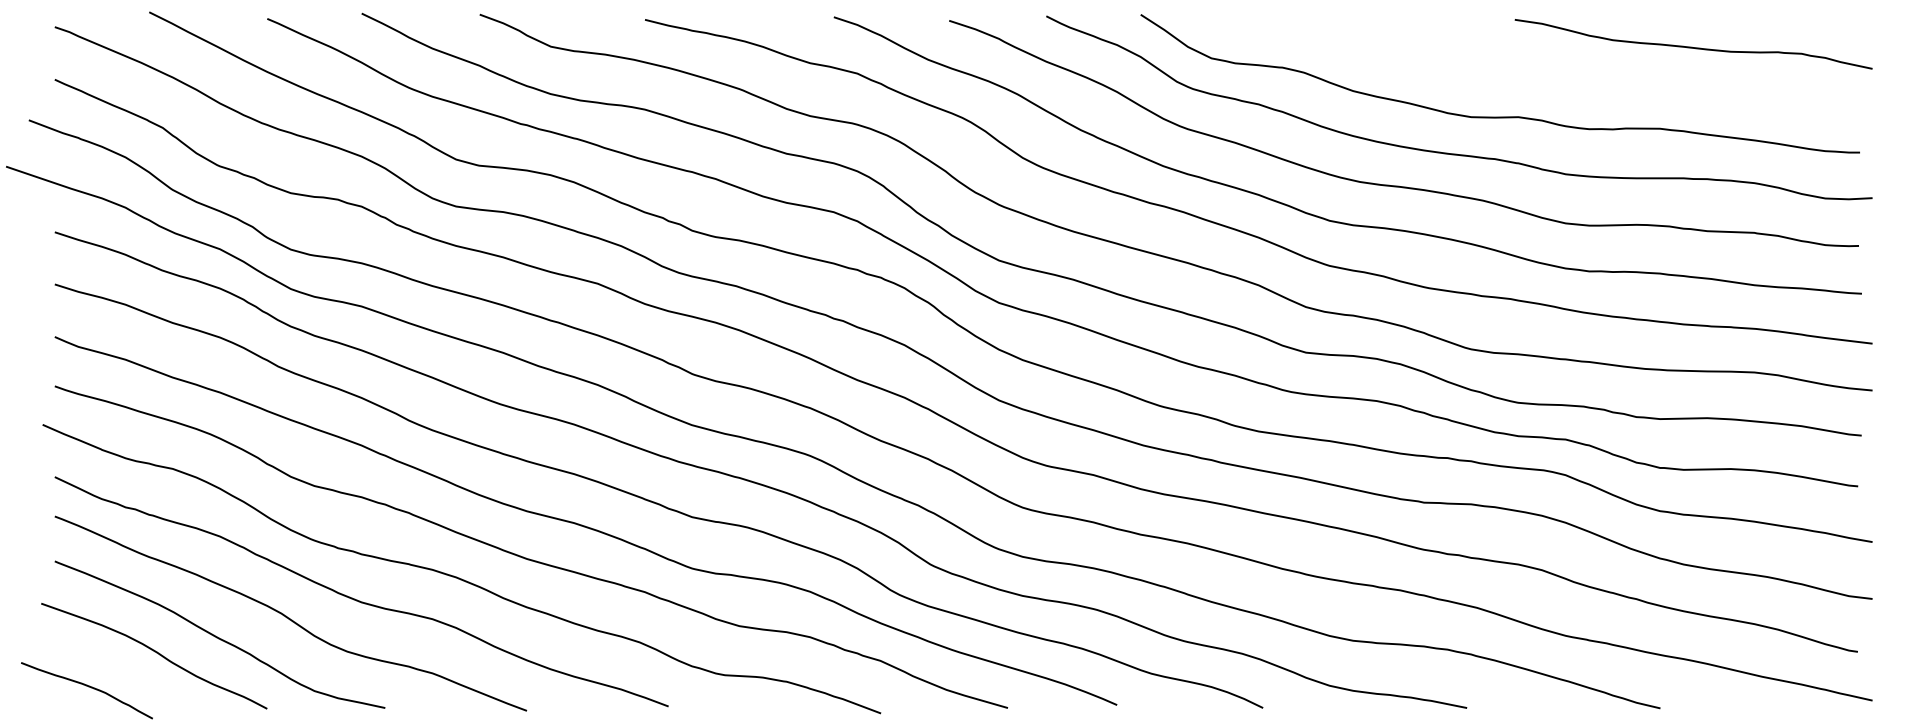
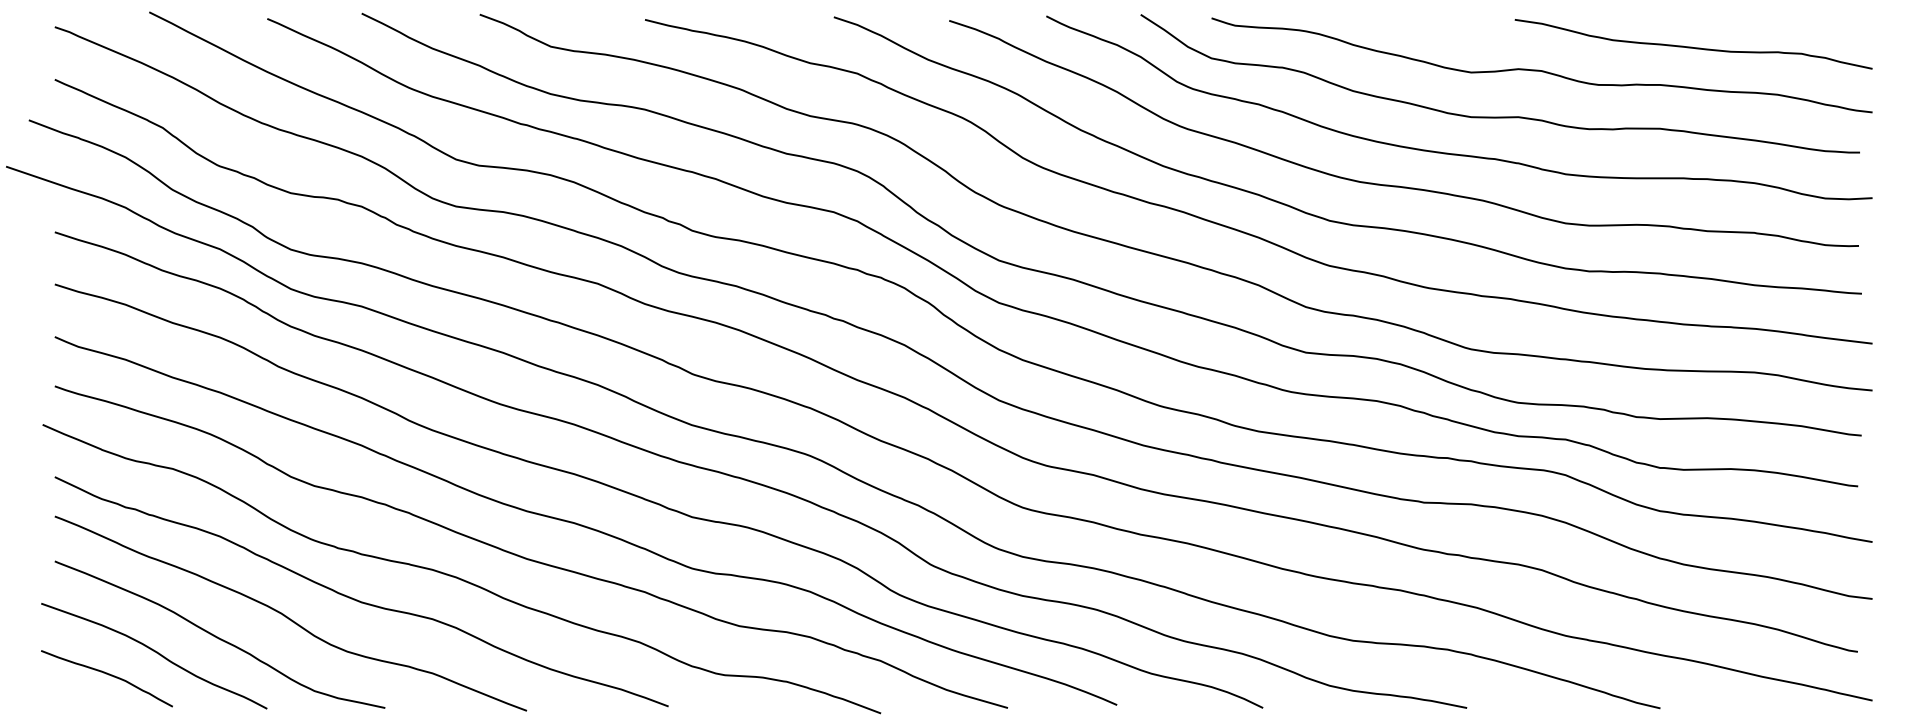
curve: none -> present (1538, 69)
curve position: (88, 687) -> (108, 675) (108, 675)
